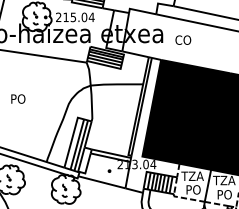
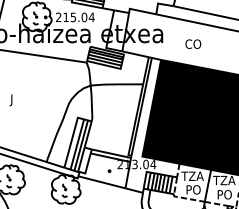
text position: (183, 39) -> (193, 43) (193, 43)
text: PO -> J (17, 100)
